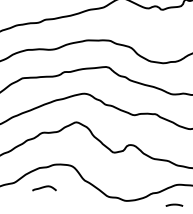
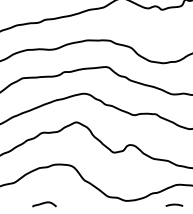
curve position: (44, 187) -> (44, 203) (44, 203)
